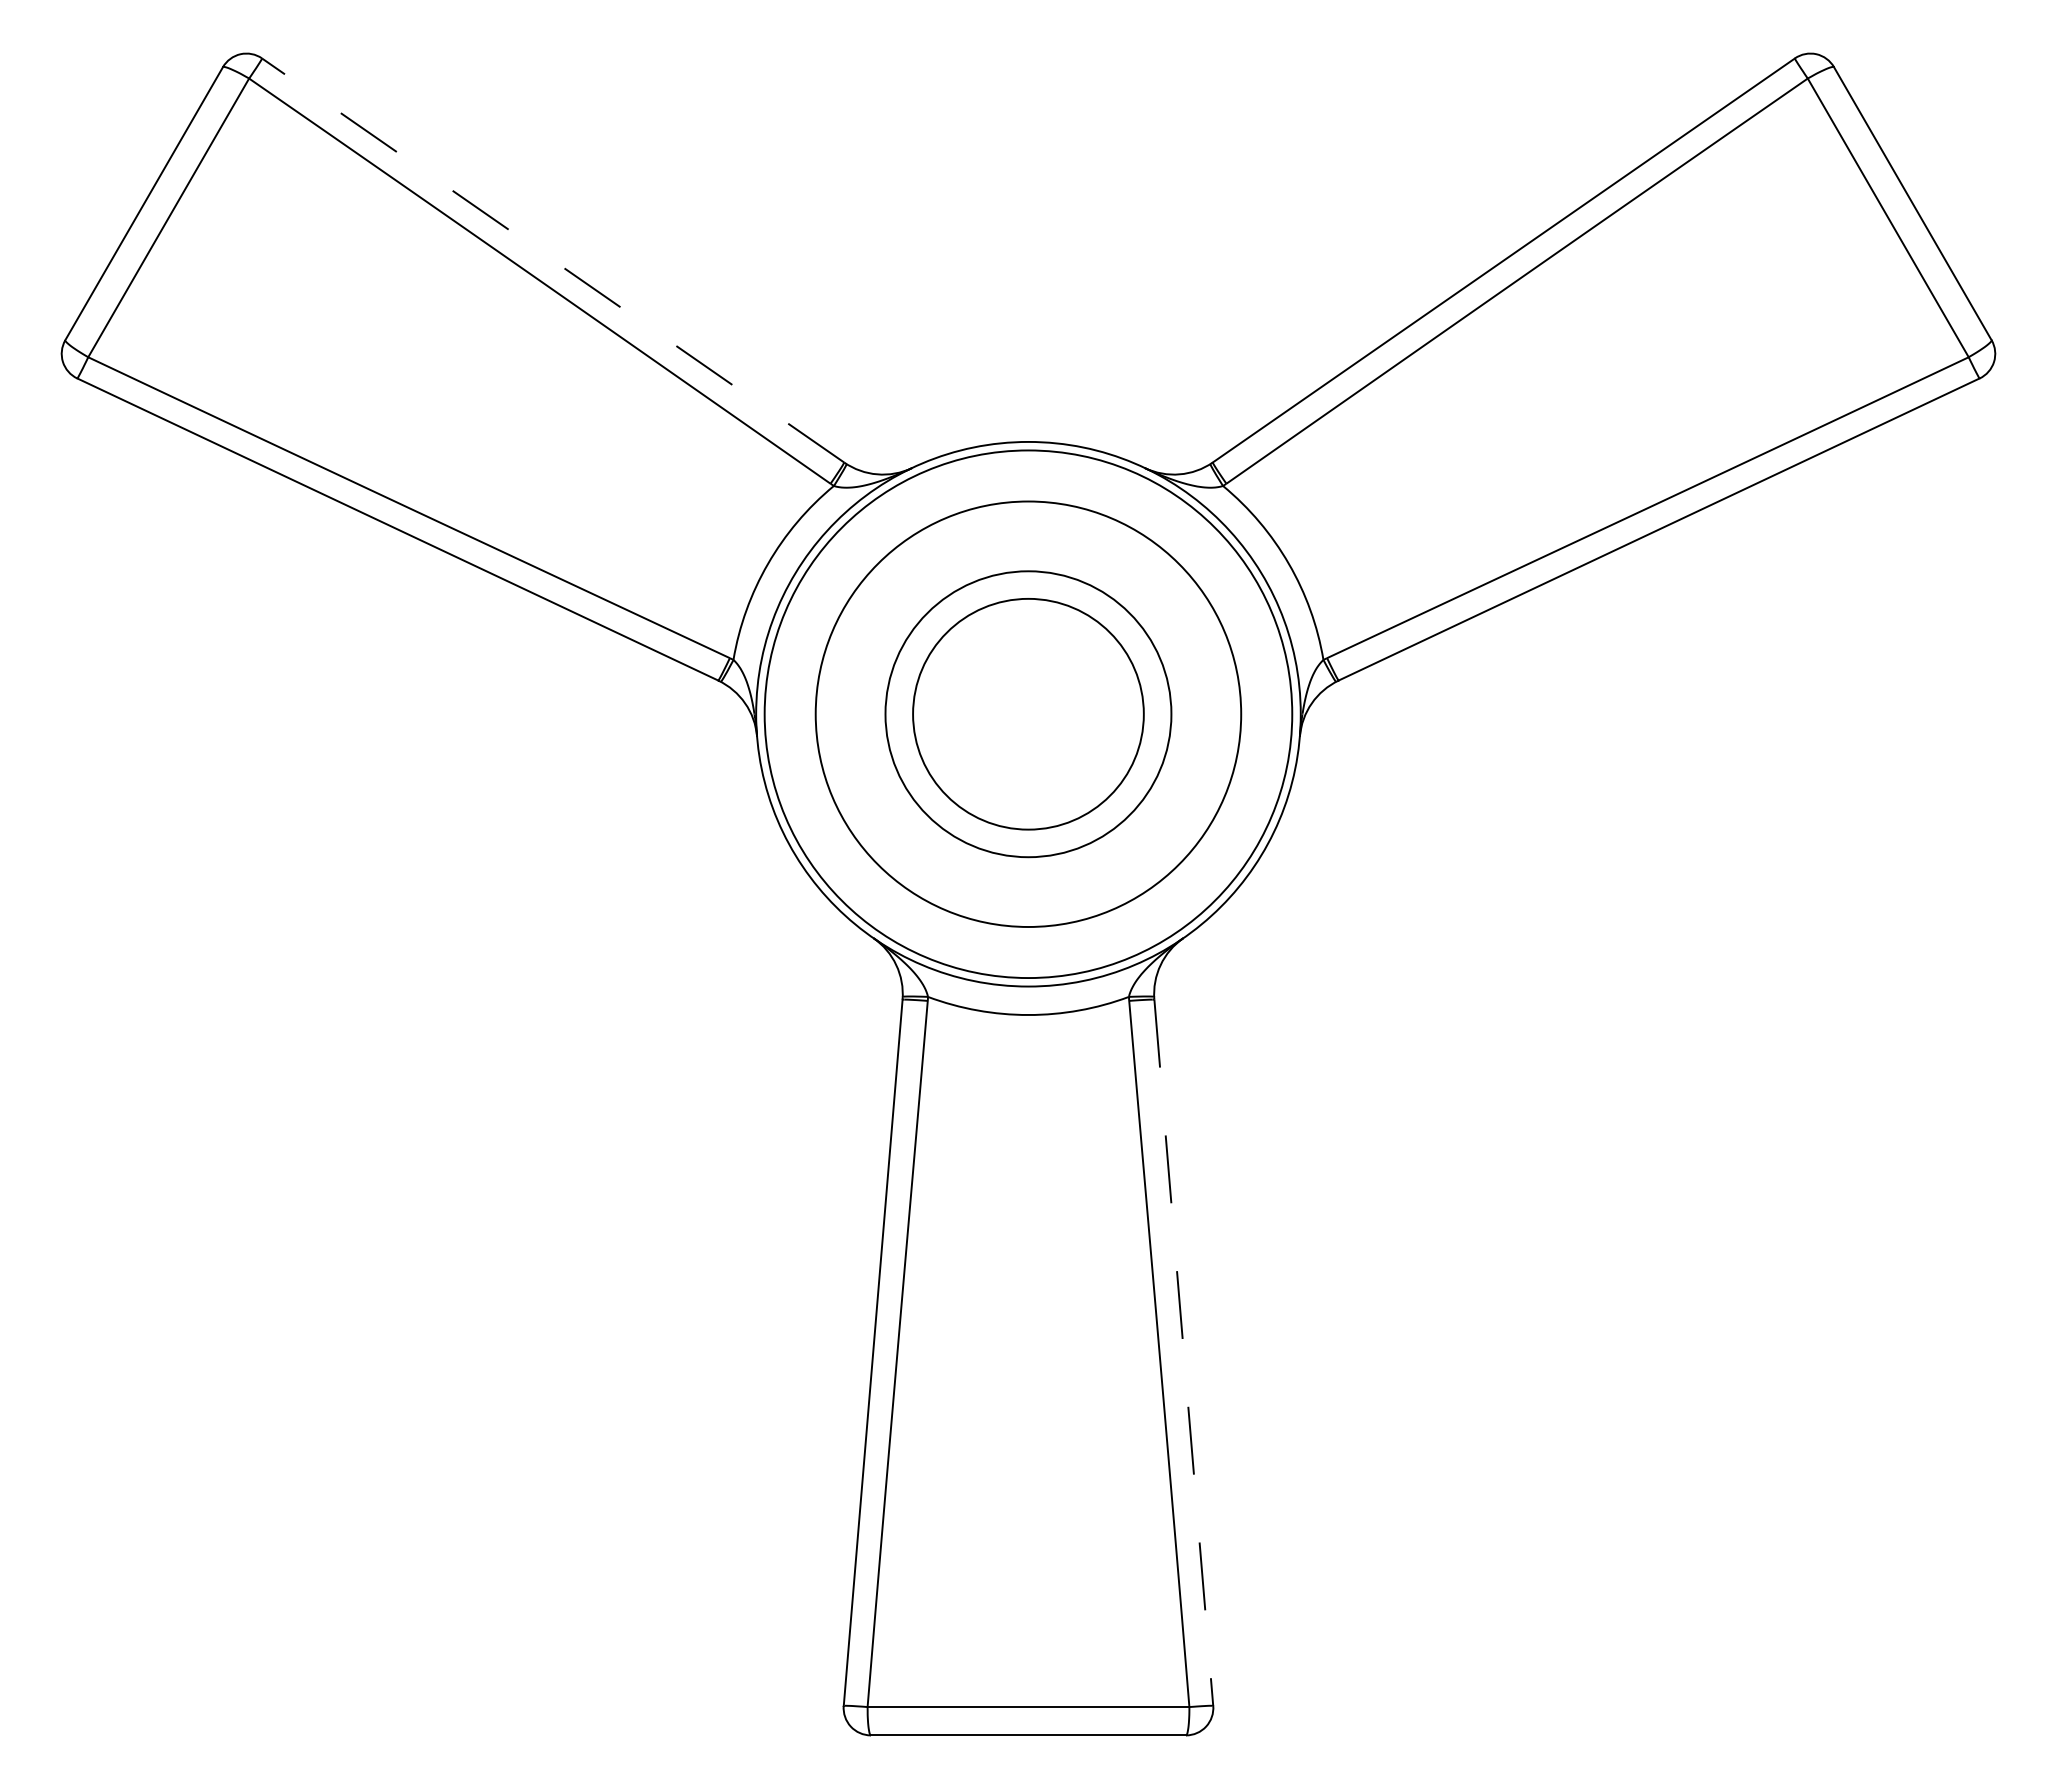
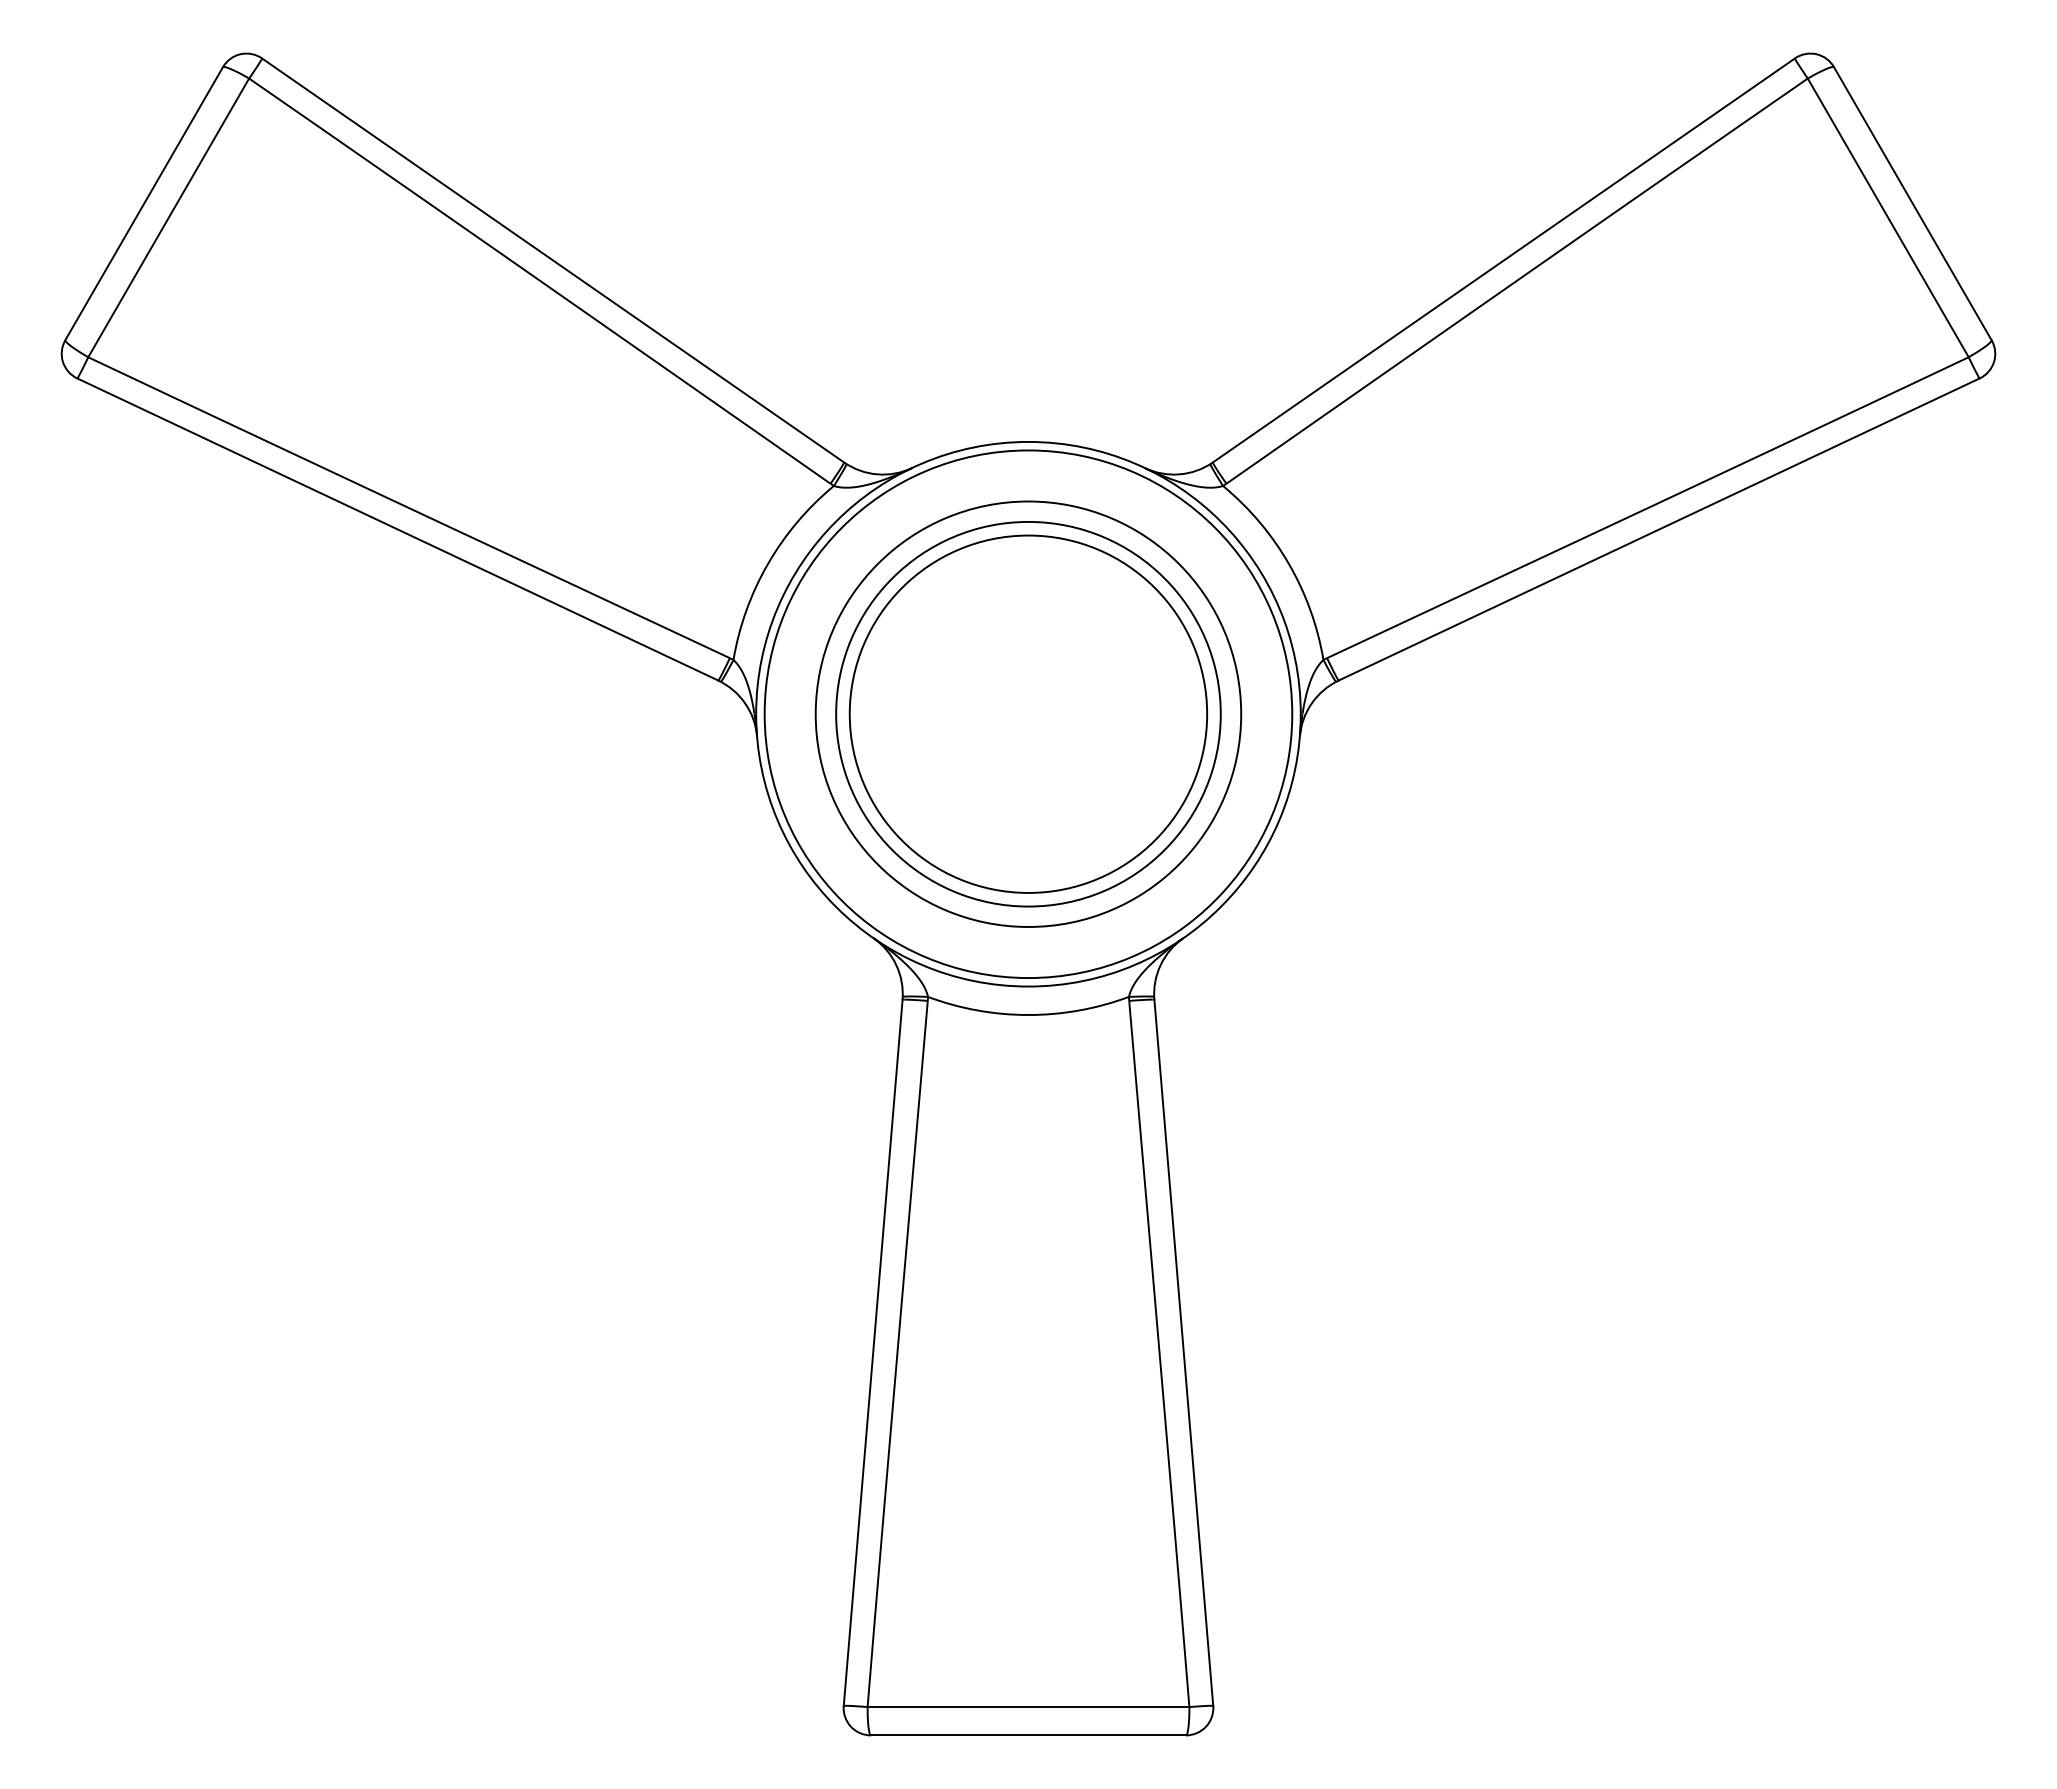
line: dashed -> solid (552, 260)
circle diameter: 231 px -> 385 px (1028, 713)
circle diameter: 286 px -> 357 px (1028, 713)
line: dashed -> solid (1183, 1353)
